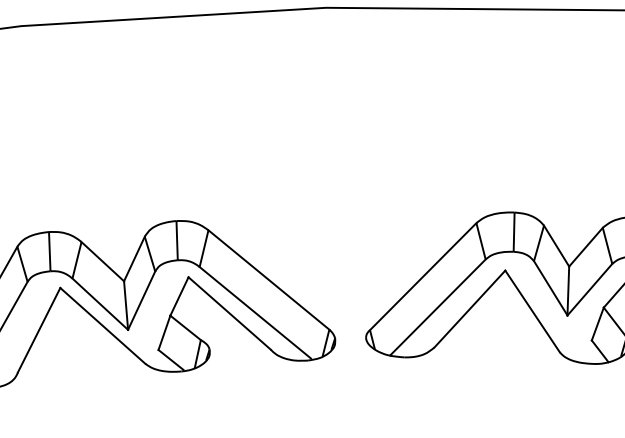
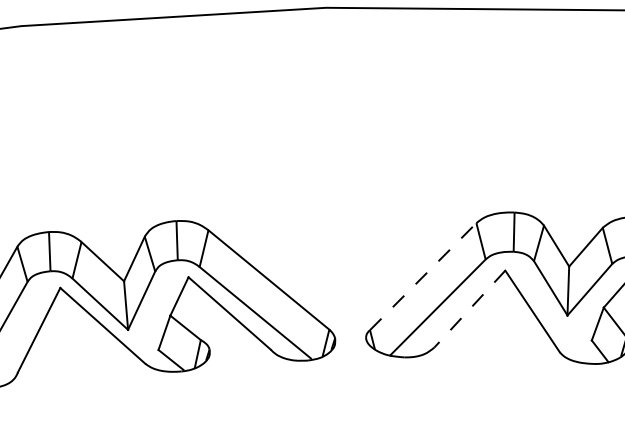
line: solid -> dashed (423, 276)
line: solid -> dashed (469, 309)
